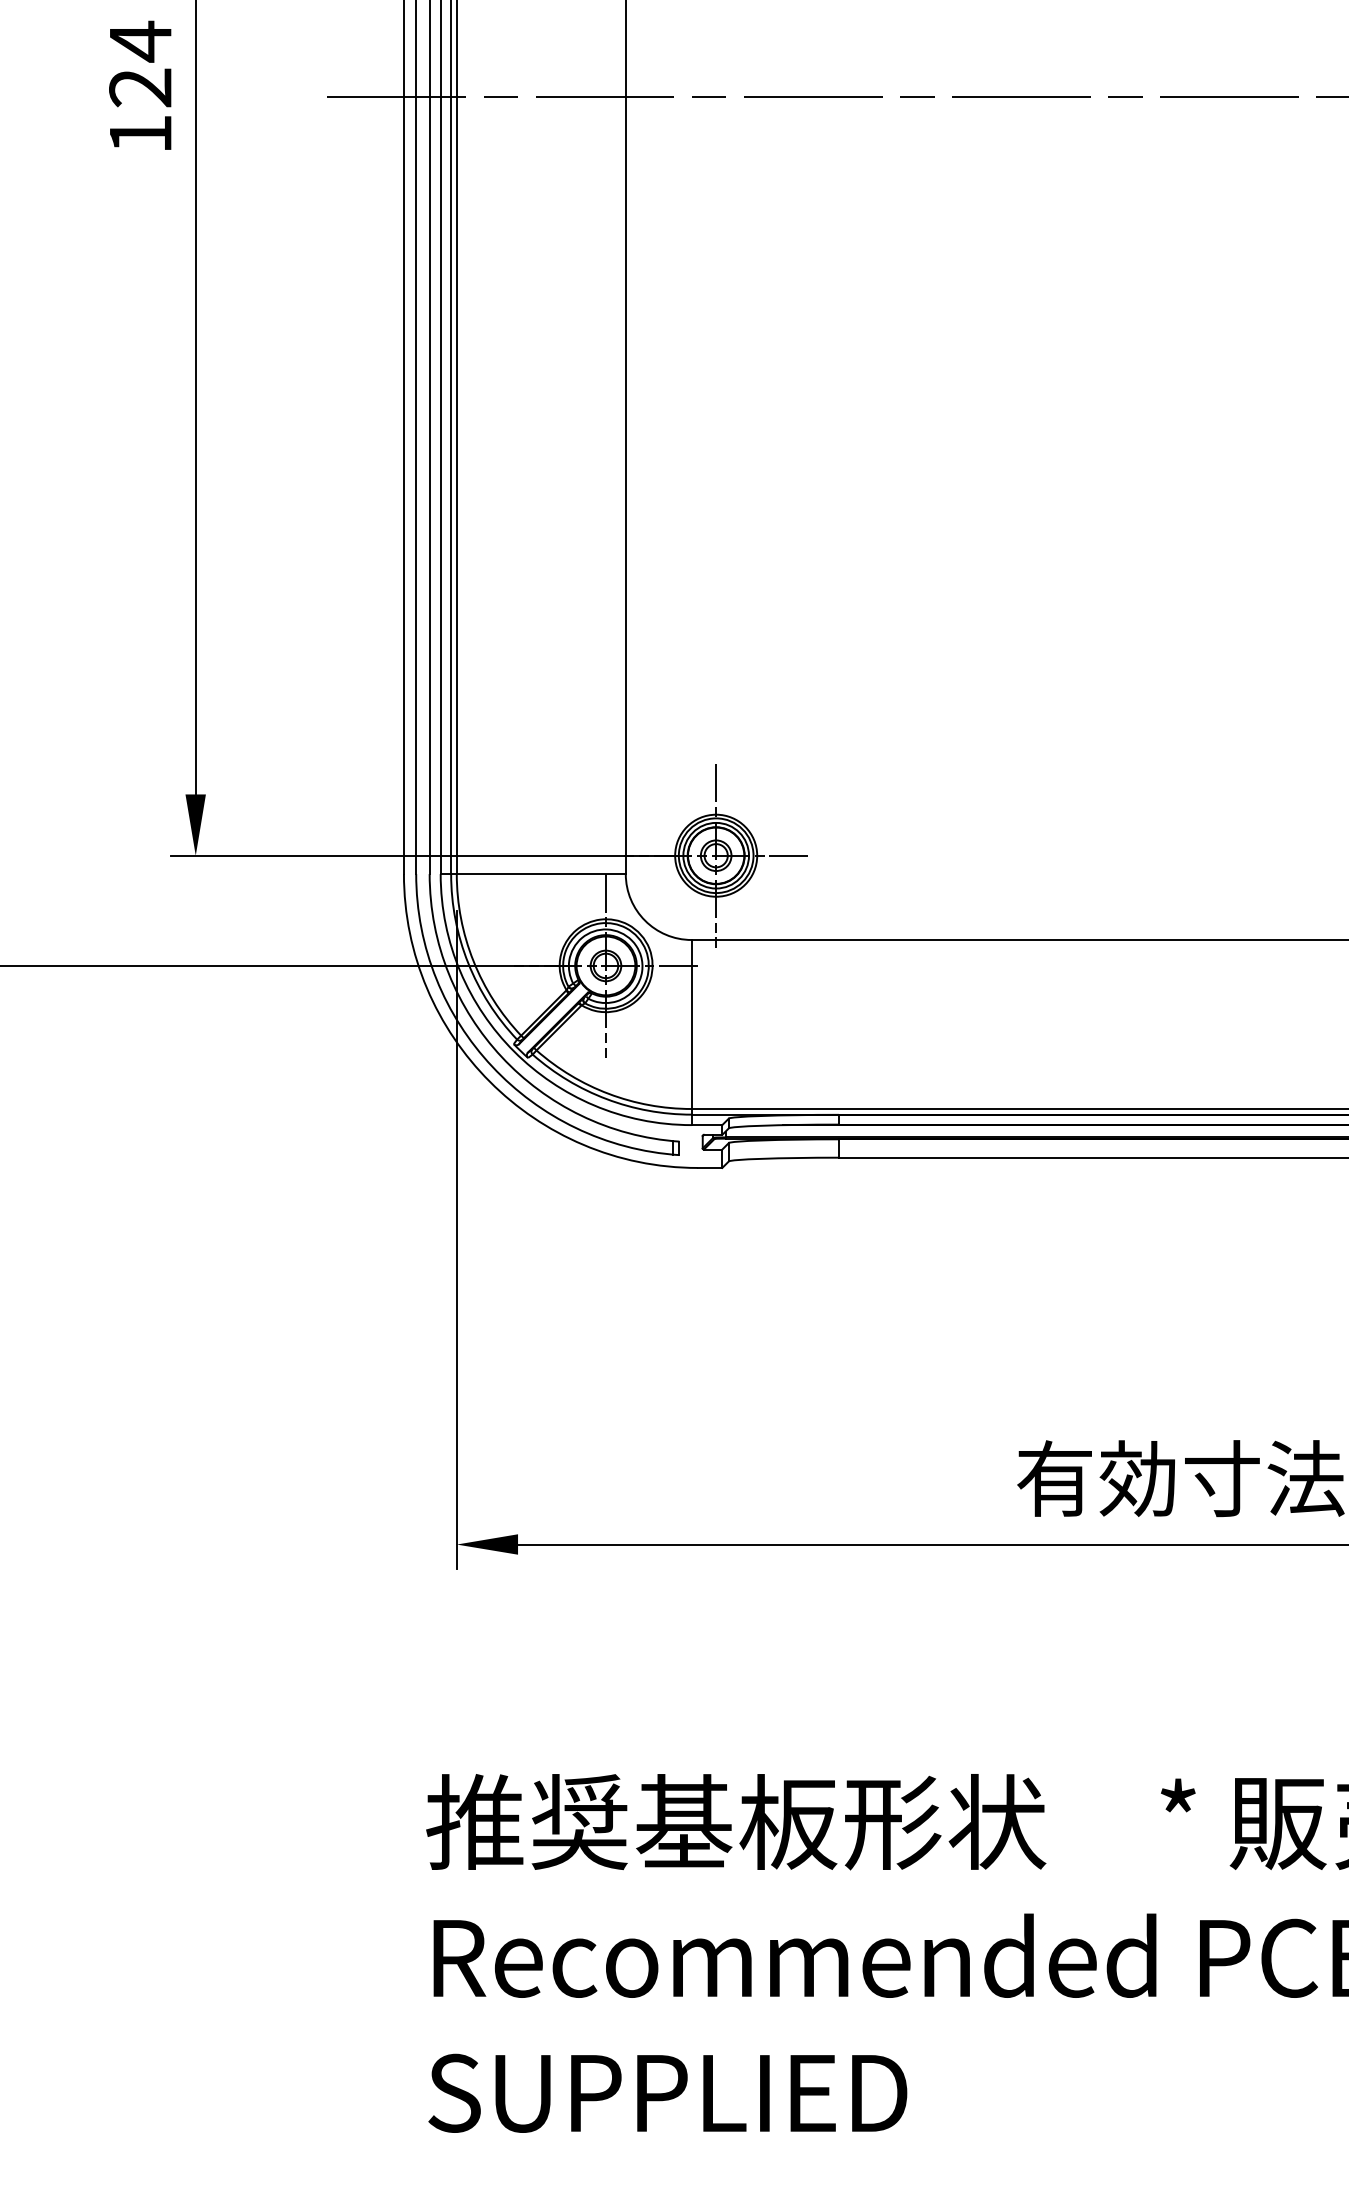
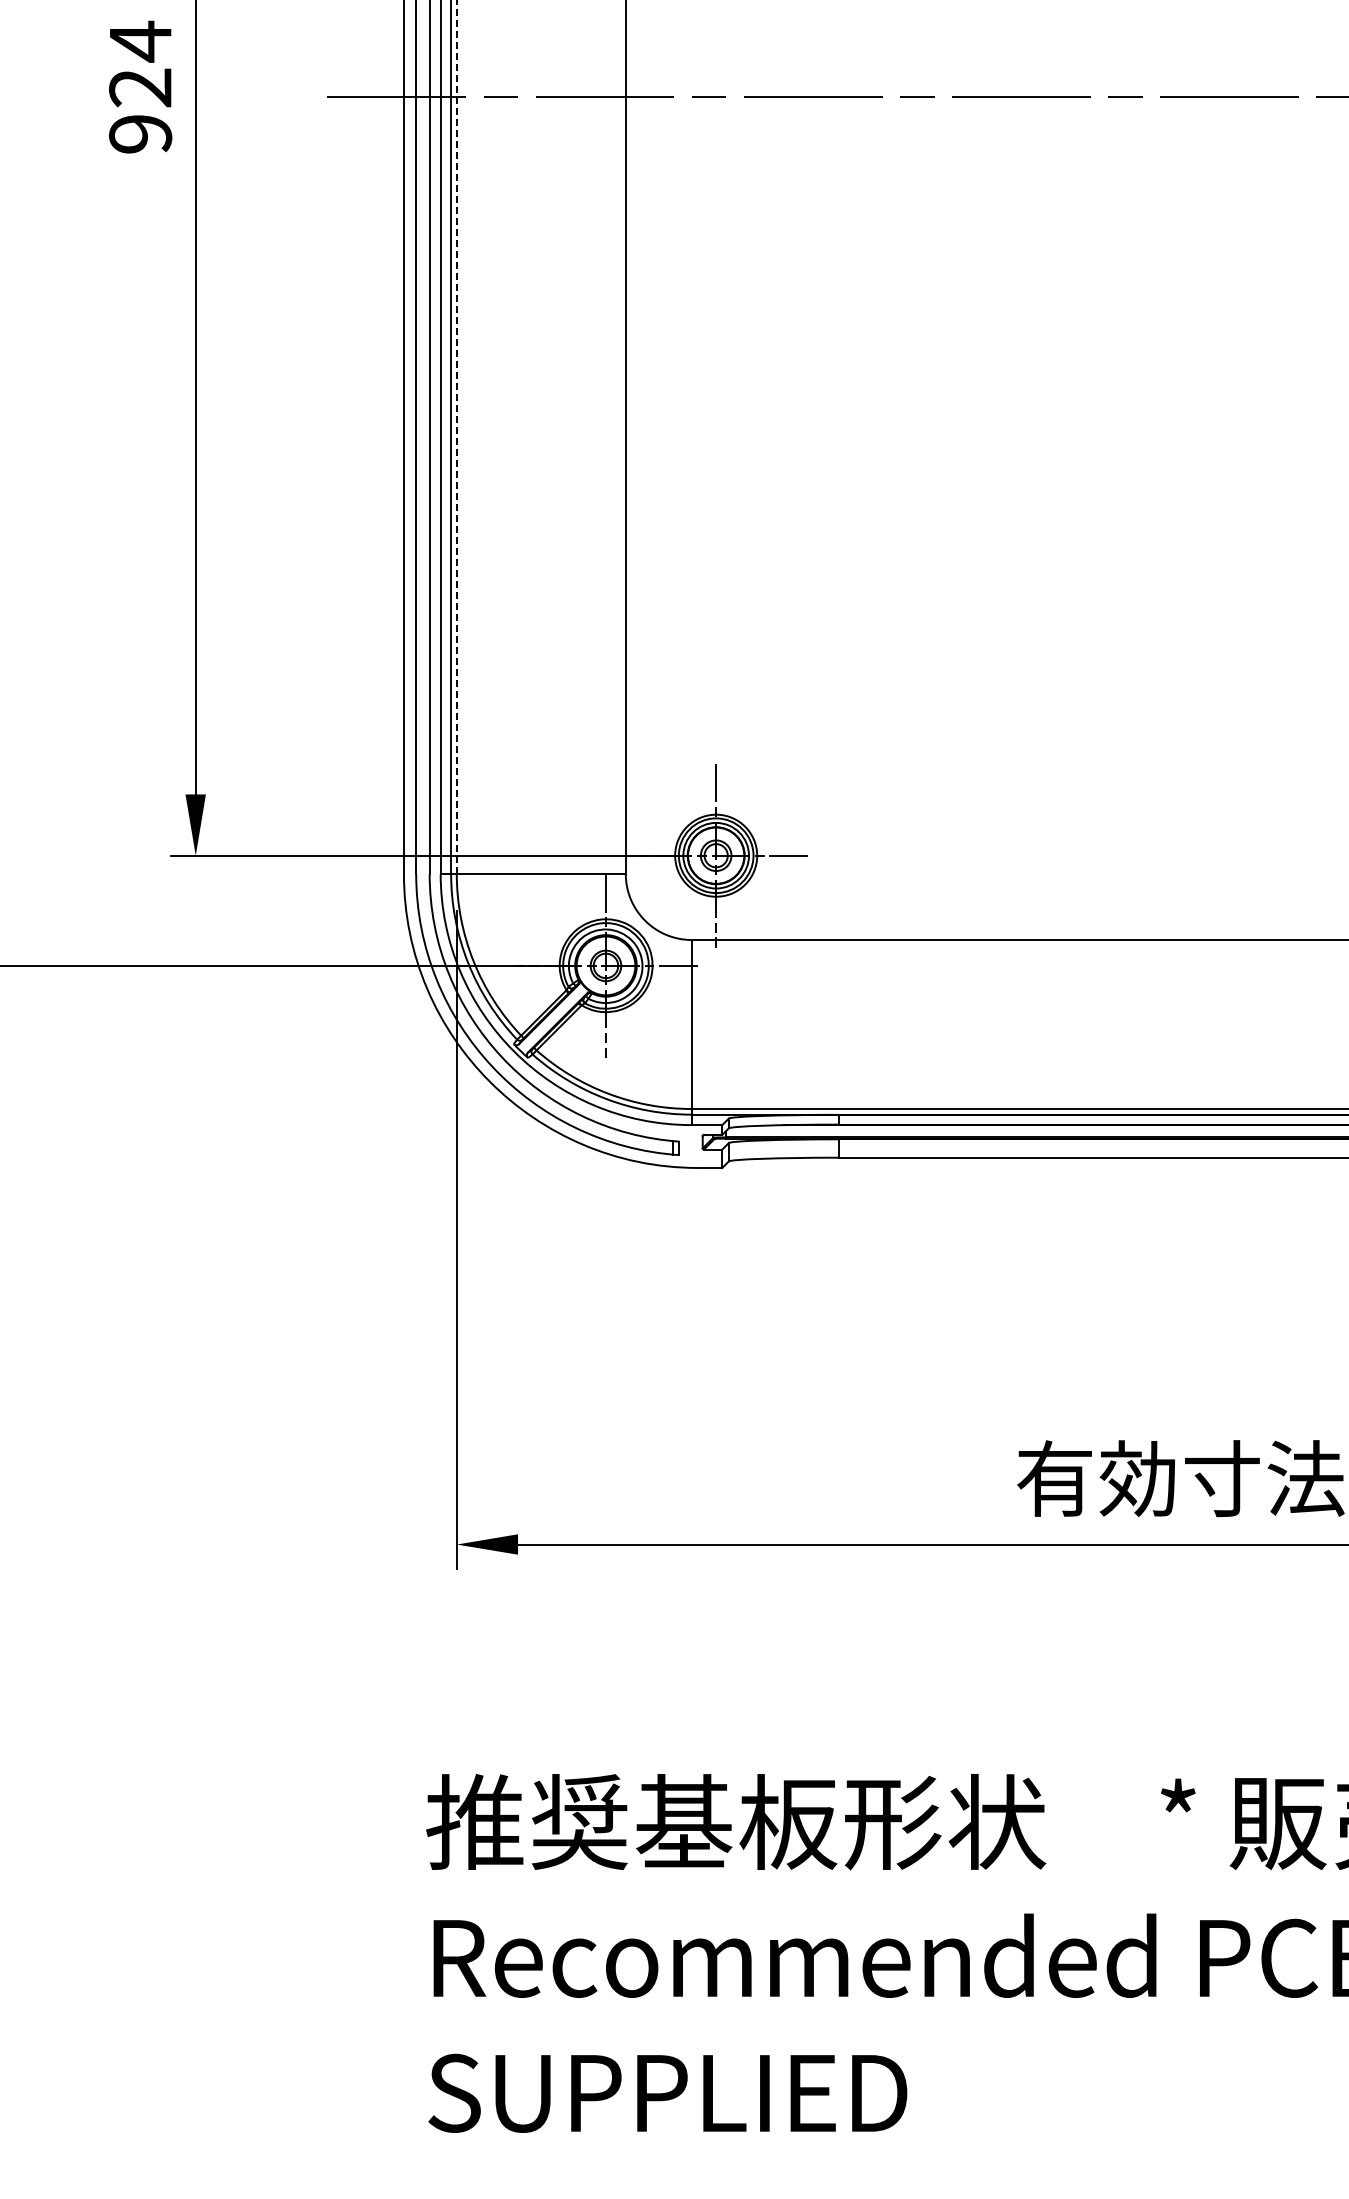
text: 124 -> 924 (140, 134)
line: solid -> dashed (456, 437)
